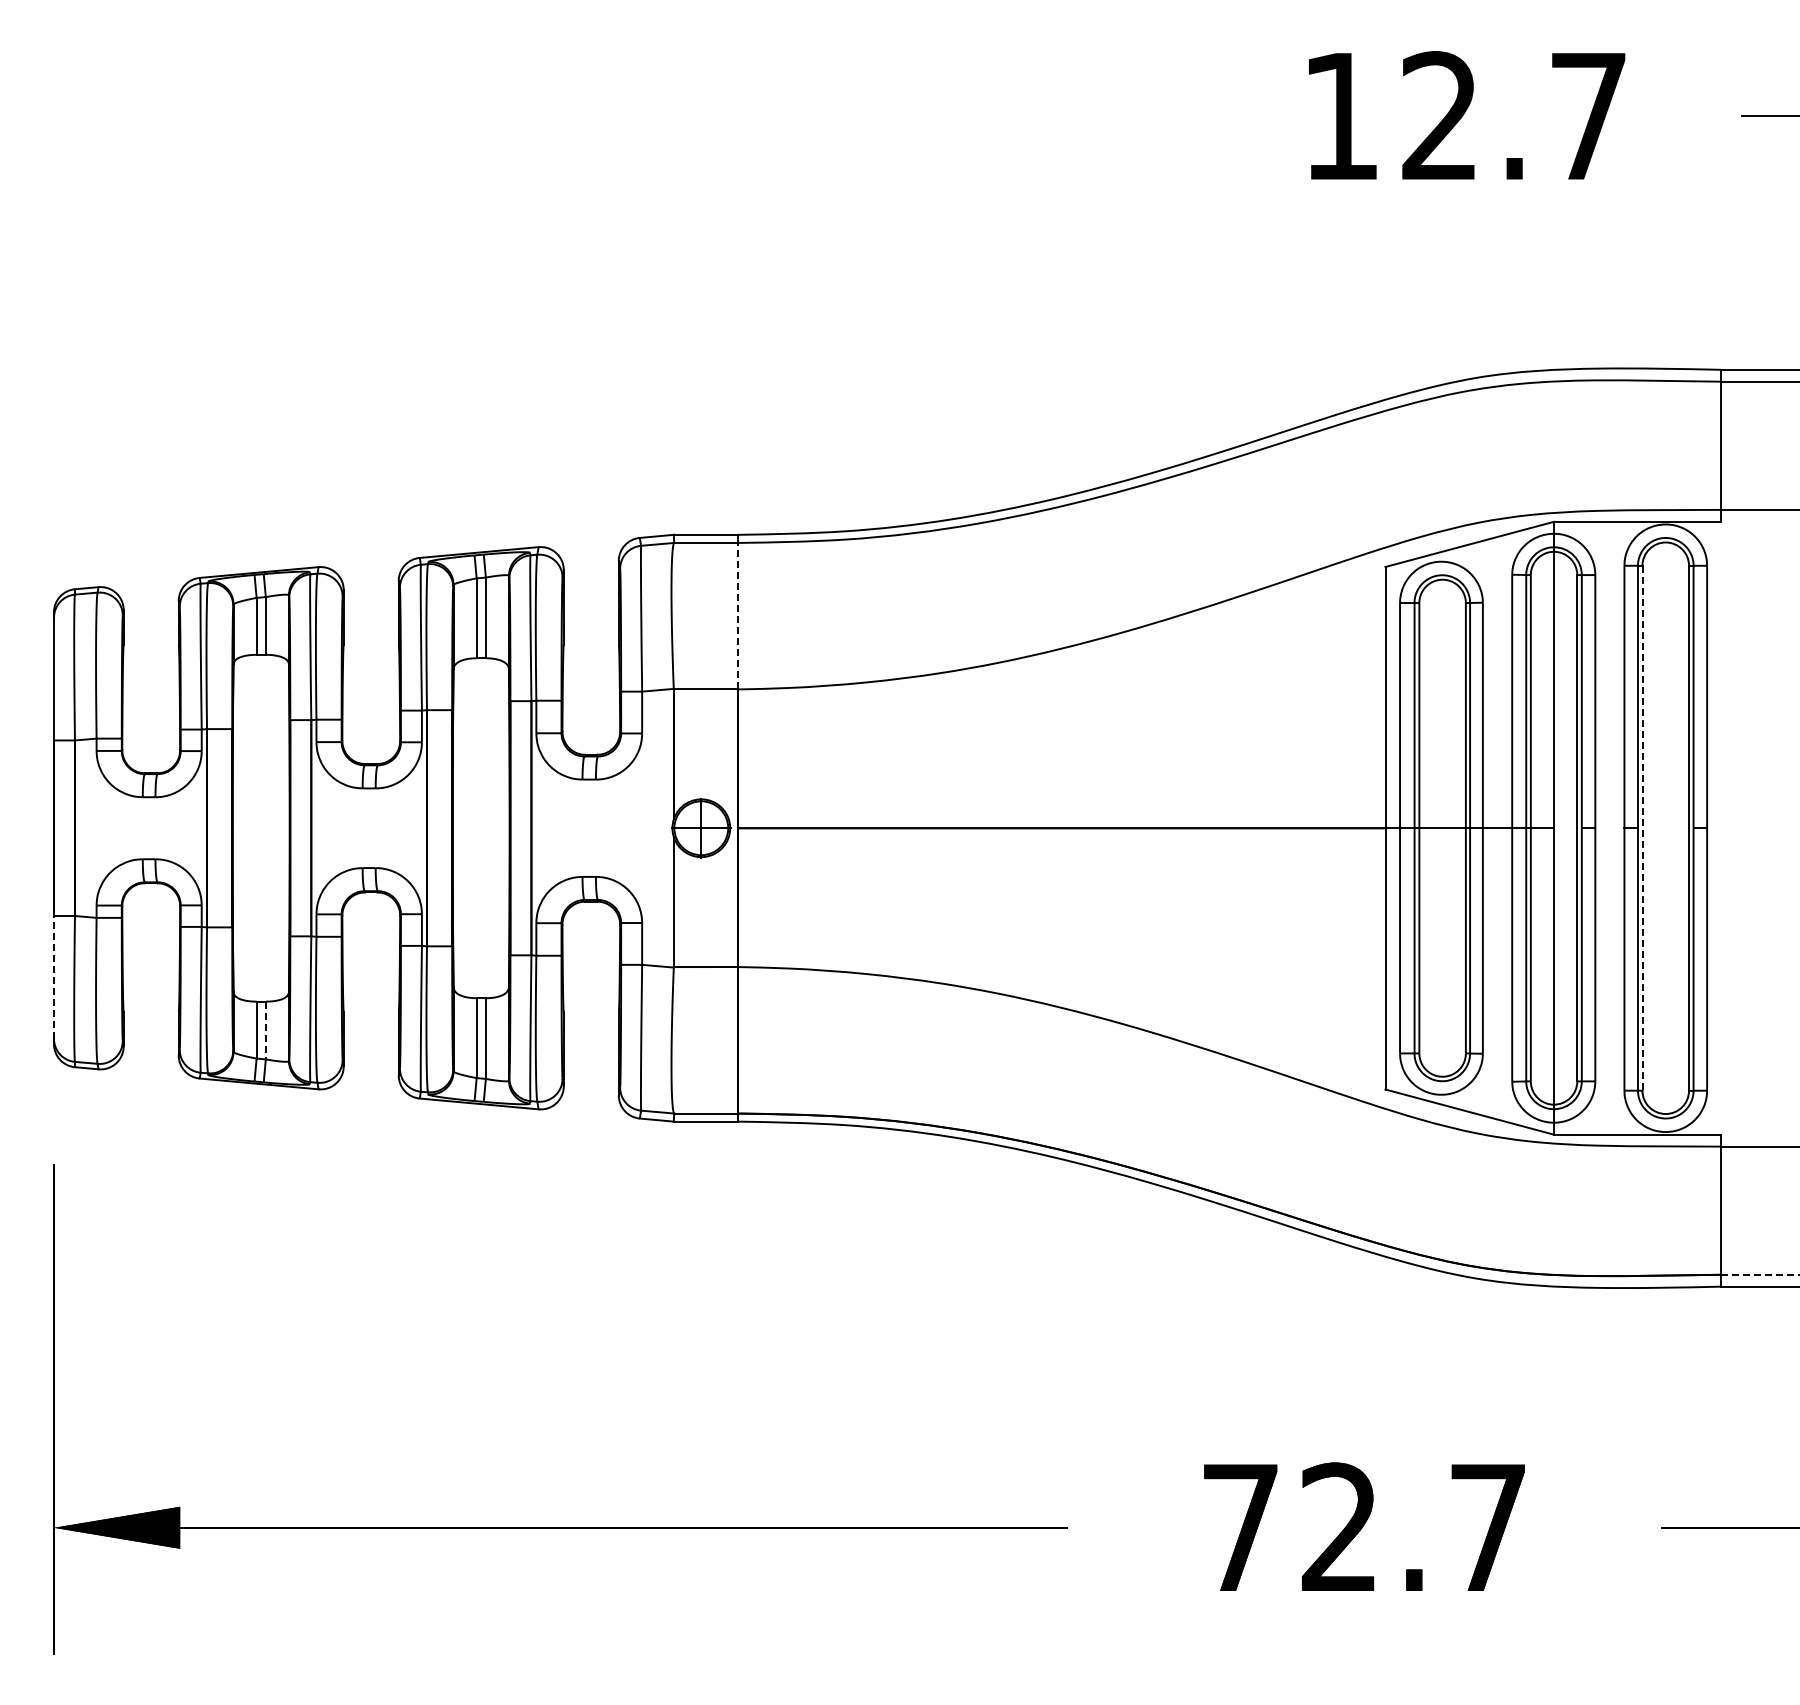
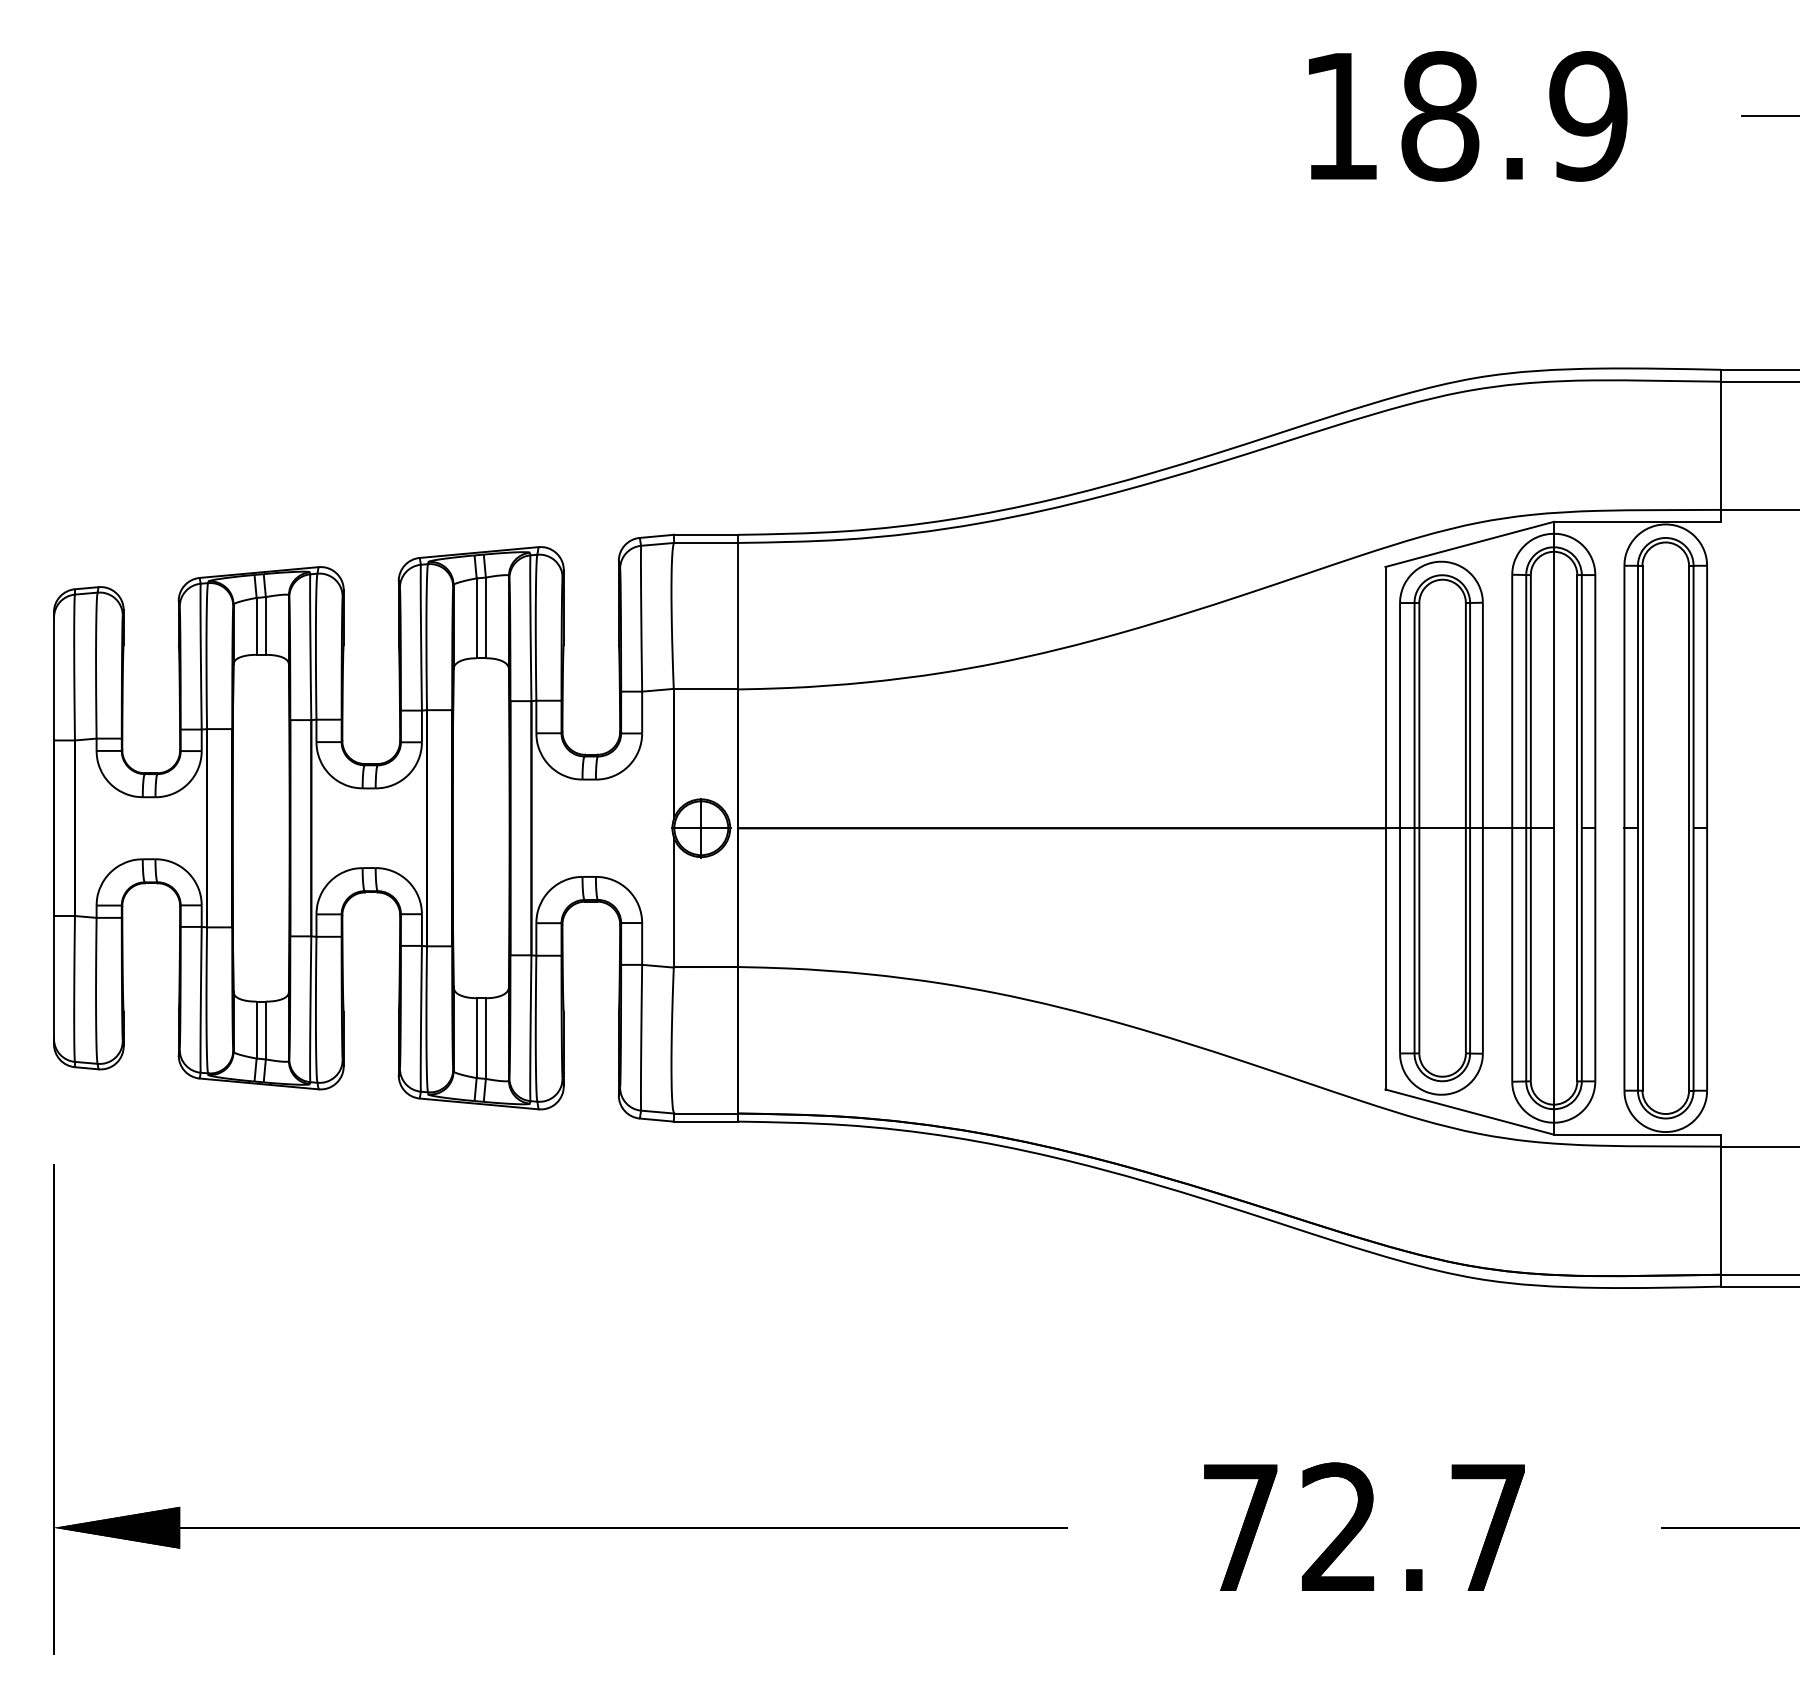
text: 12.7 -> 18.9 (1514, 116)
line: dashed -> solid (738, 615)
line: dashed -> solid (1642, 828)
line: dashed -> solid (54, 976)
line: dashed -> solid (265, 1030)
line: dashed -> solid (1760, 1274)
